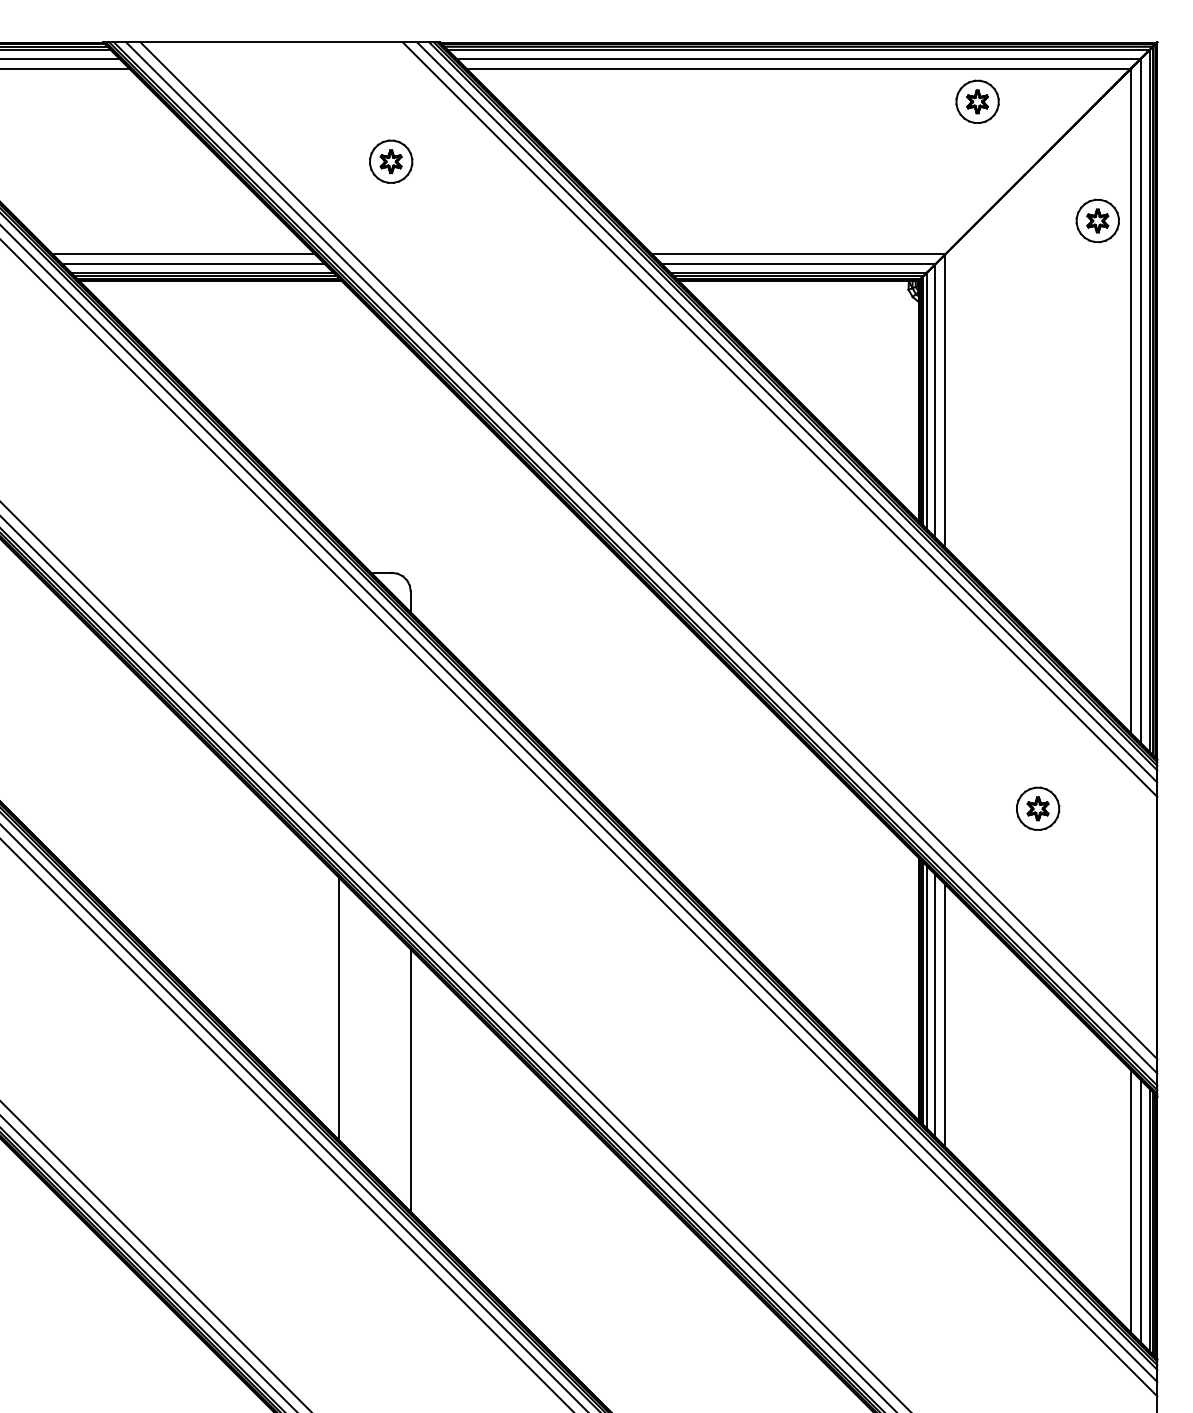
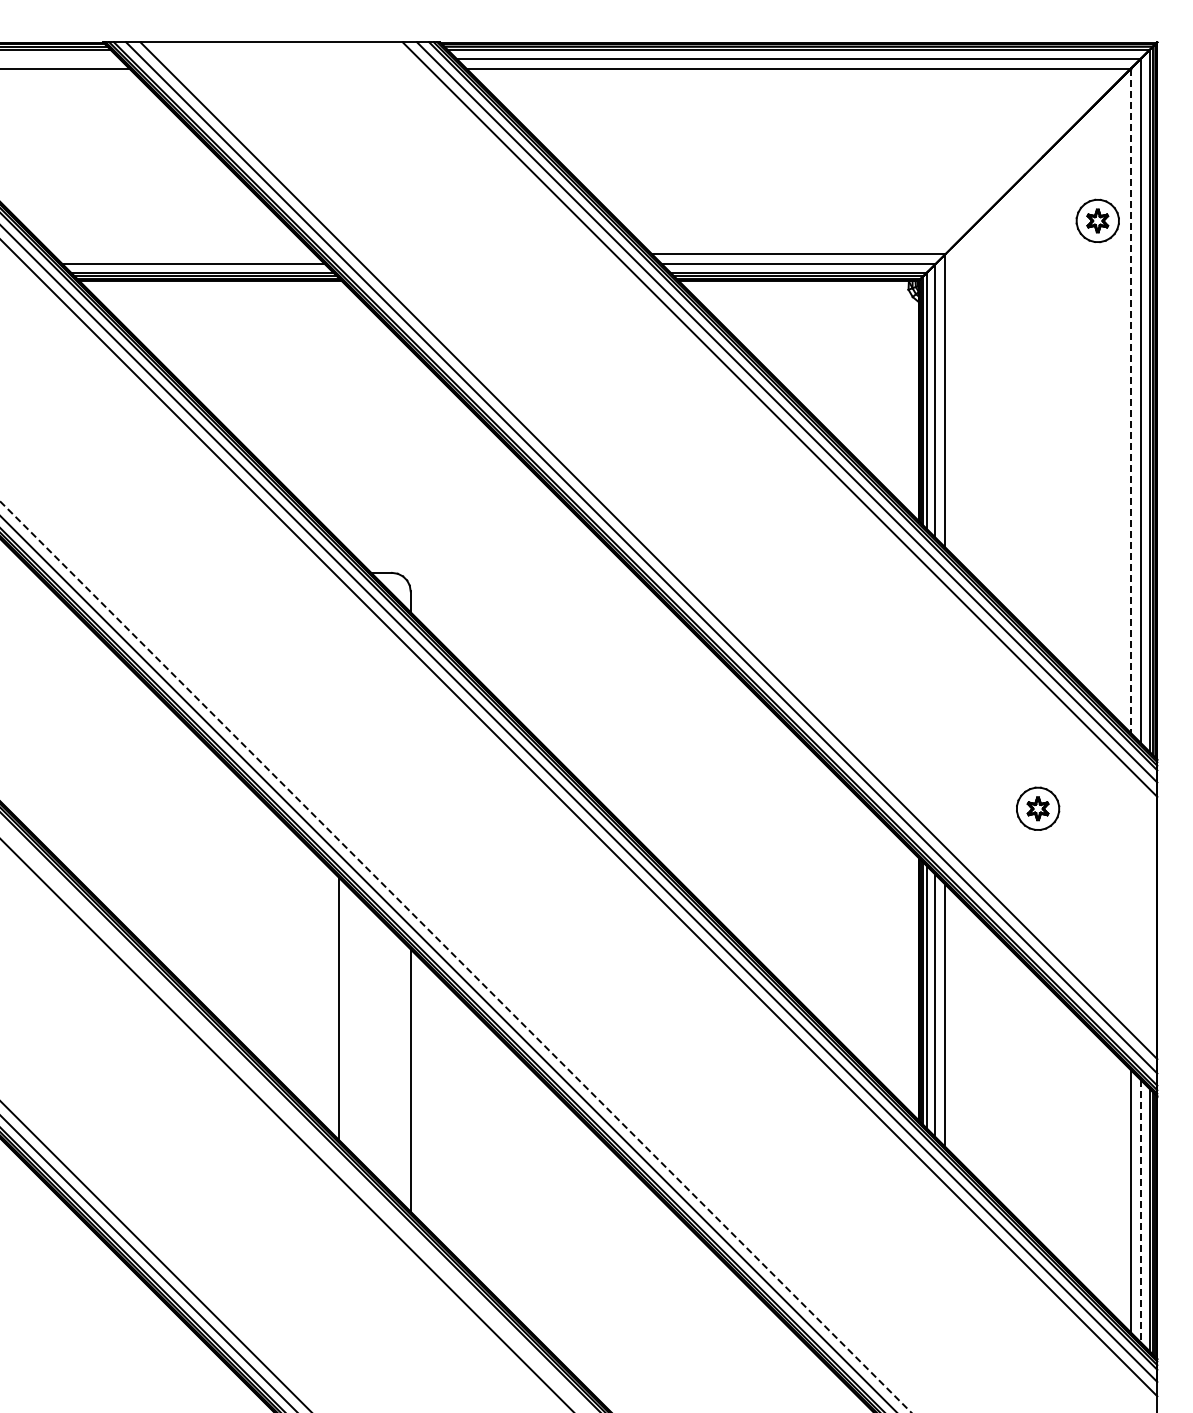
line: present -> none (60, 58)
part: present -> none (977, 101)
part: present -> none (391, 161)
line: present -> none (183, 254)
line: solid -> dashed (1130, 401)
line: solid -> dashed (455, 957)
line: present -> none (293, 1117)
line: solid -> dashed (1140, 1211)
